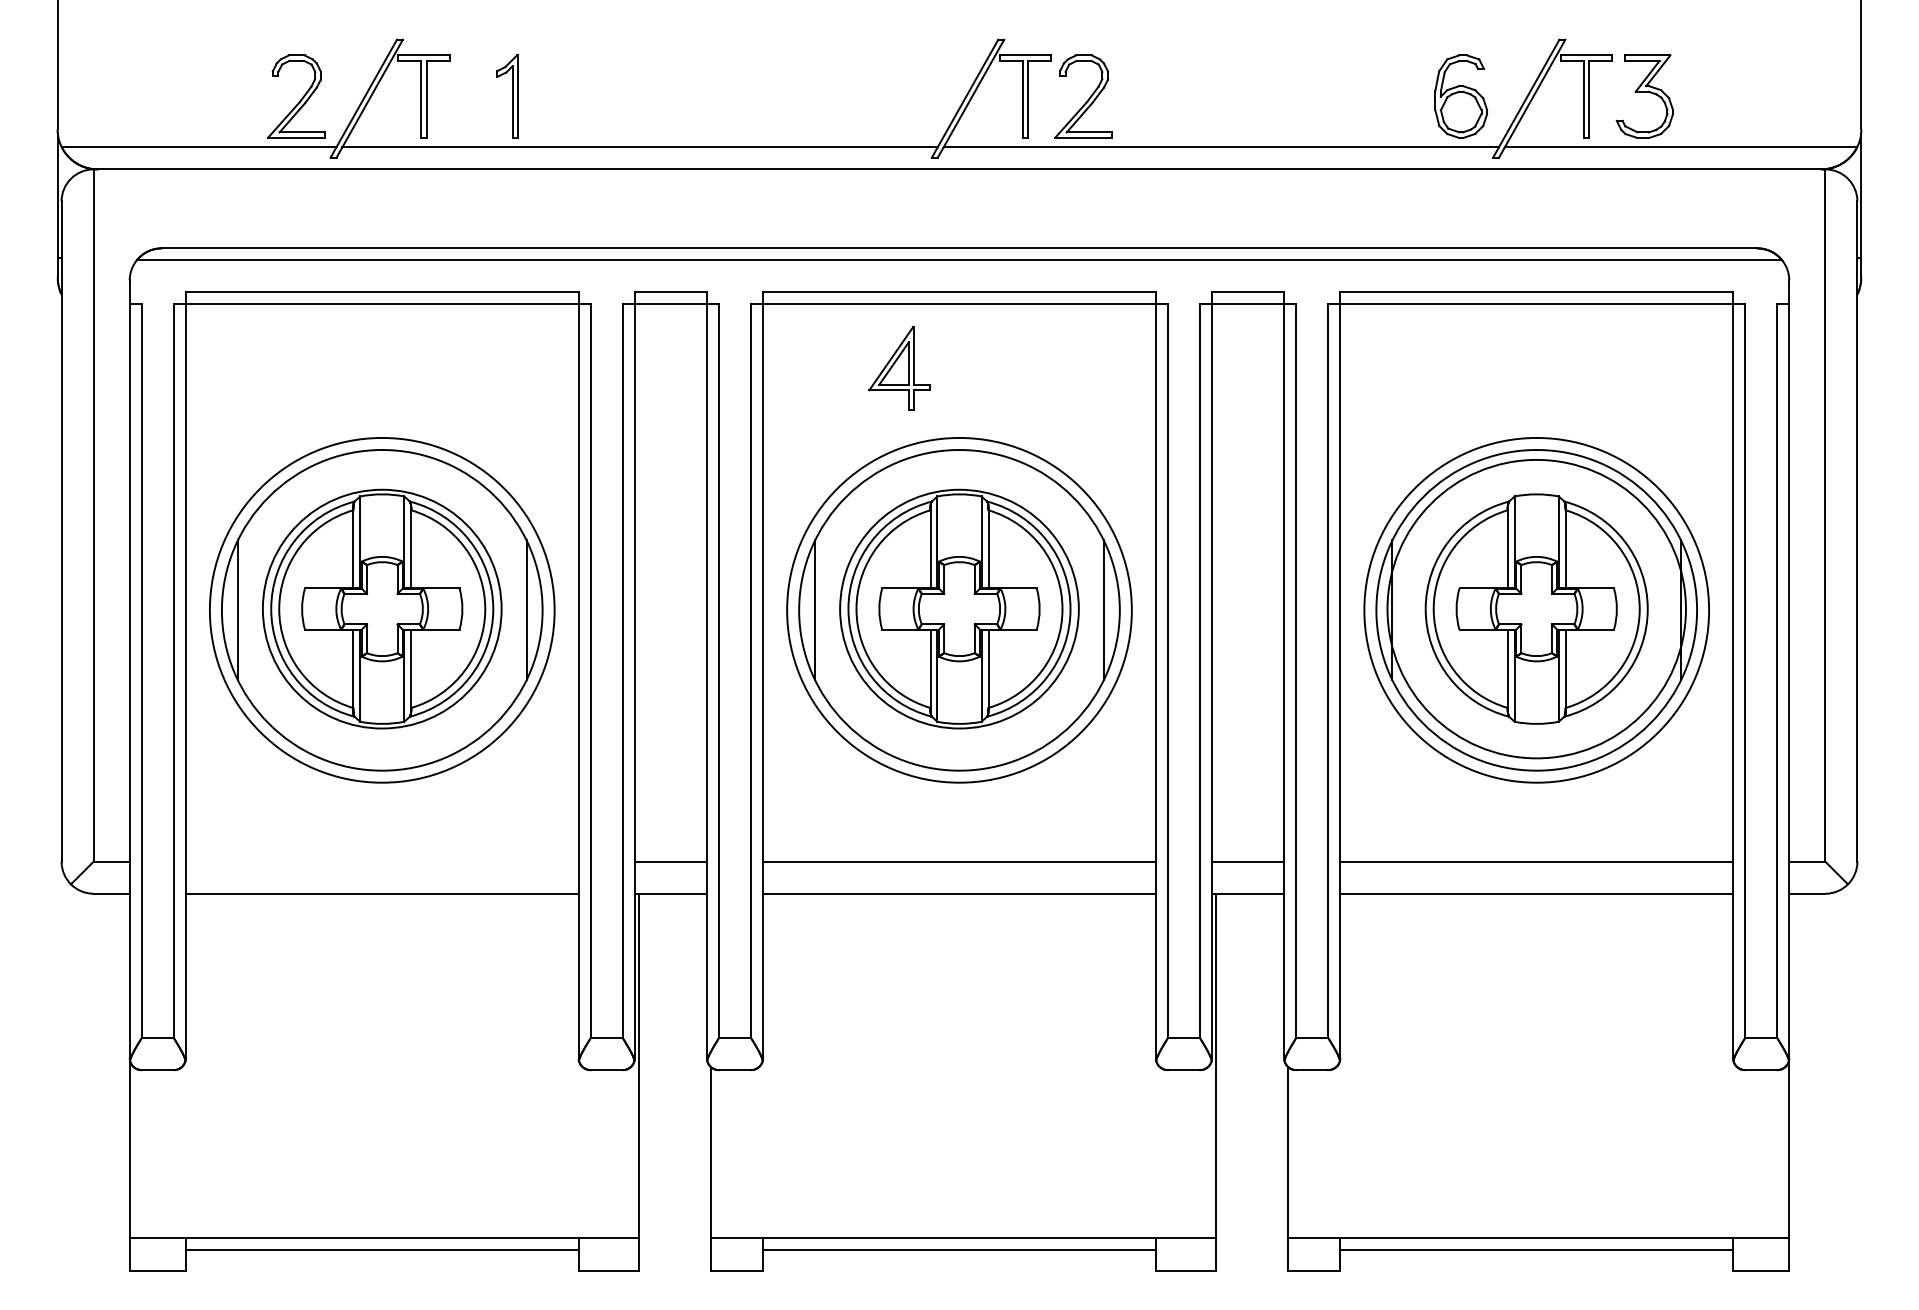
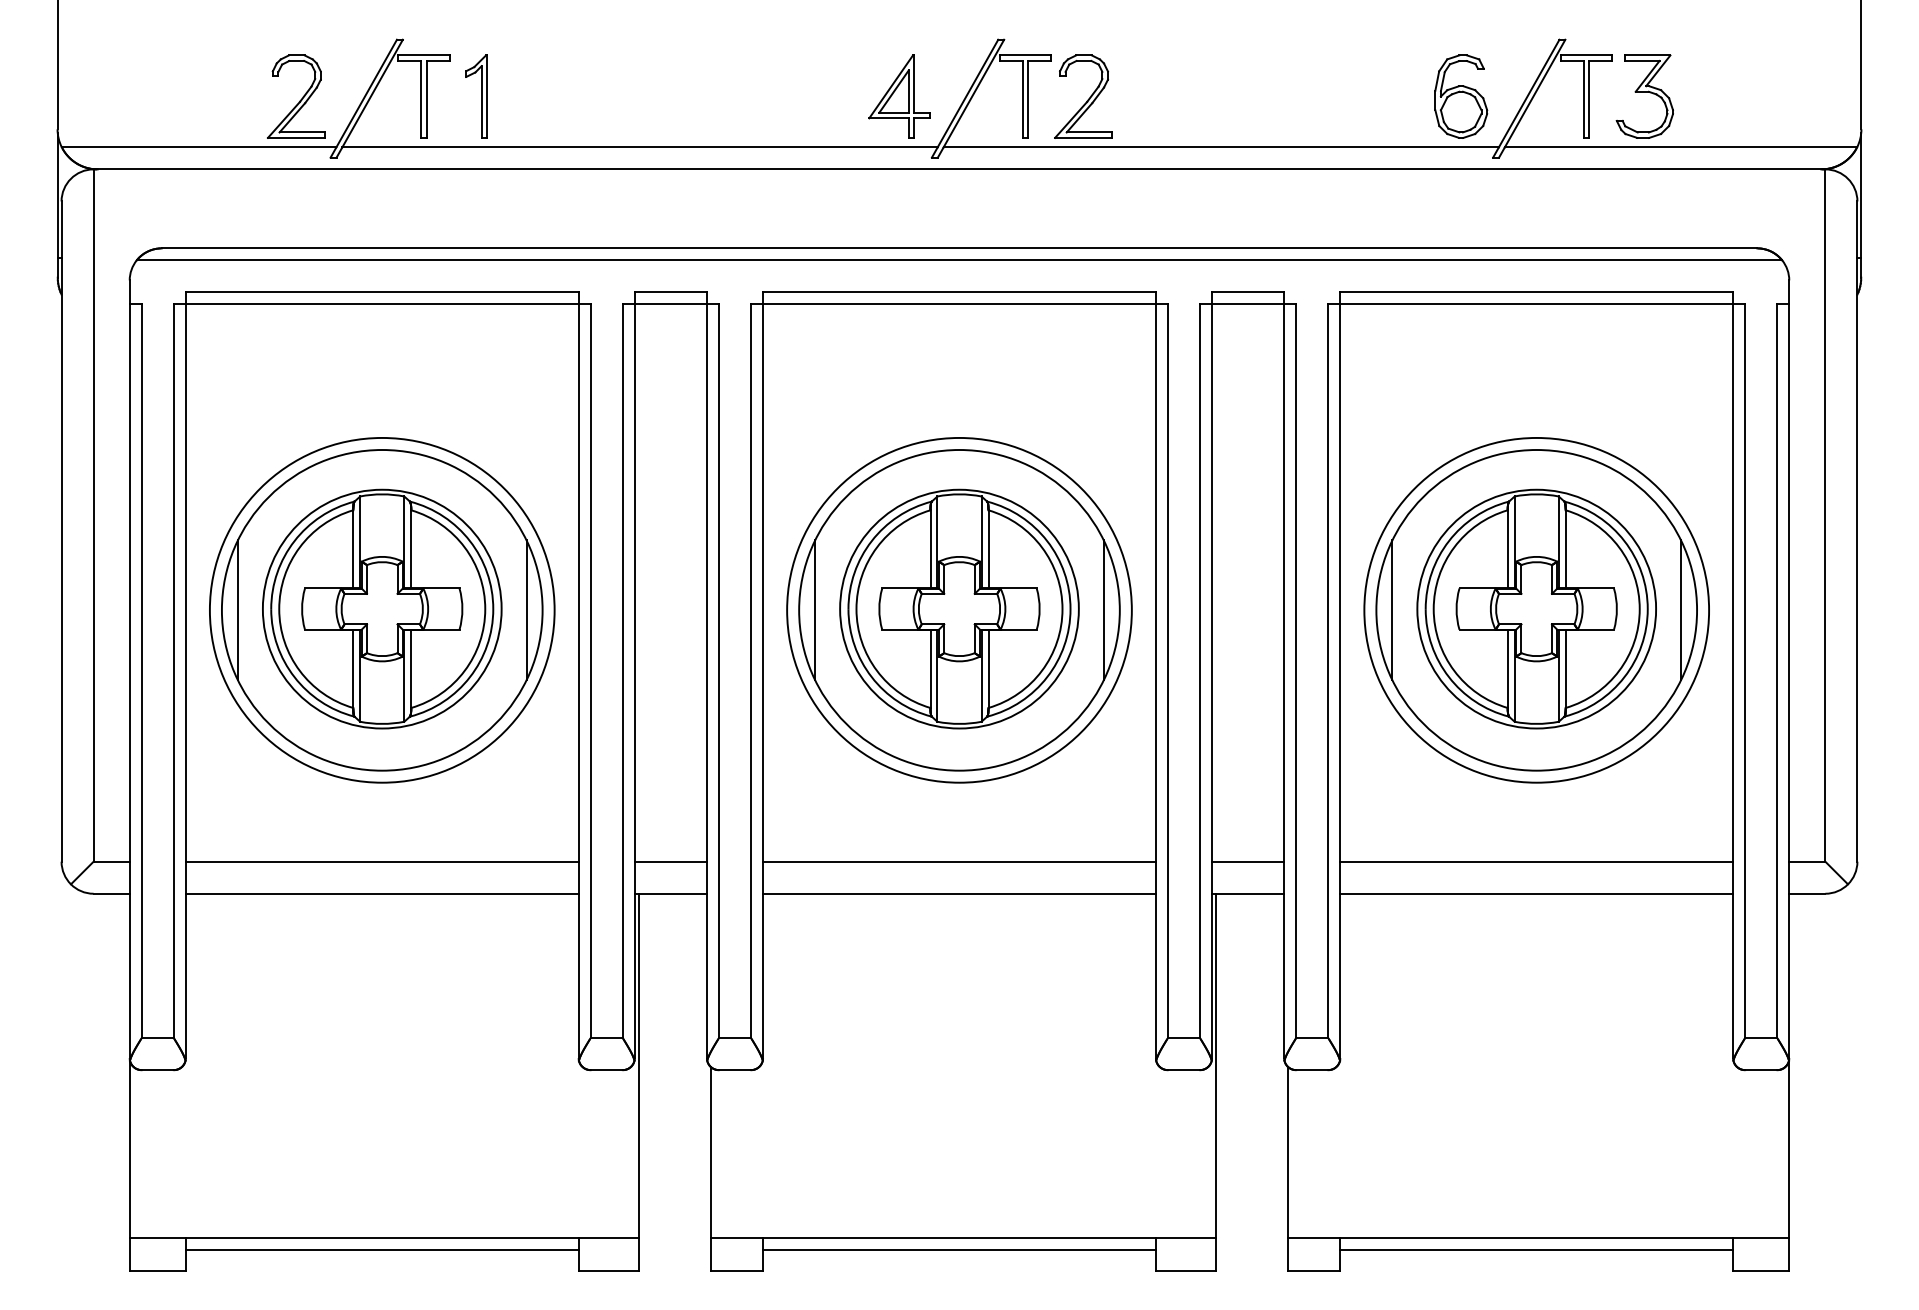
part position: (507, 96) -> (476, 96) (476, 96)
part position: (899, 368) -> (899, 96) (899, 96)
circle diameter: 298 px -> 239 px (1536, 608)
line: none -> present (381, 861)
